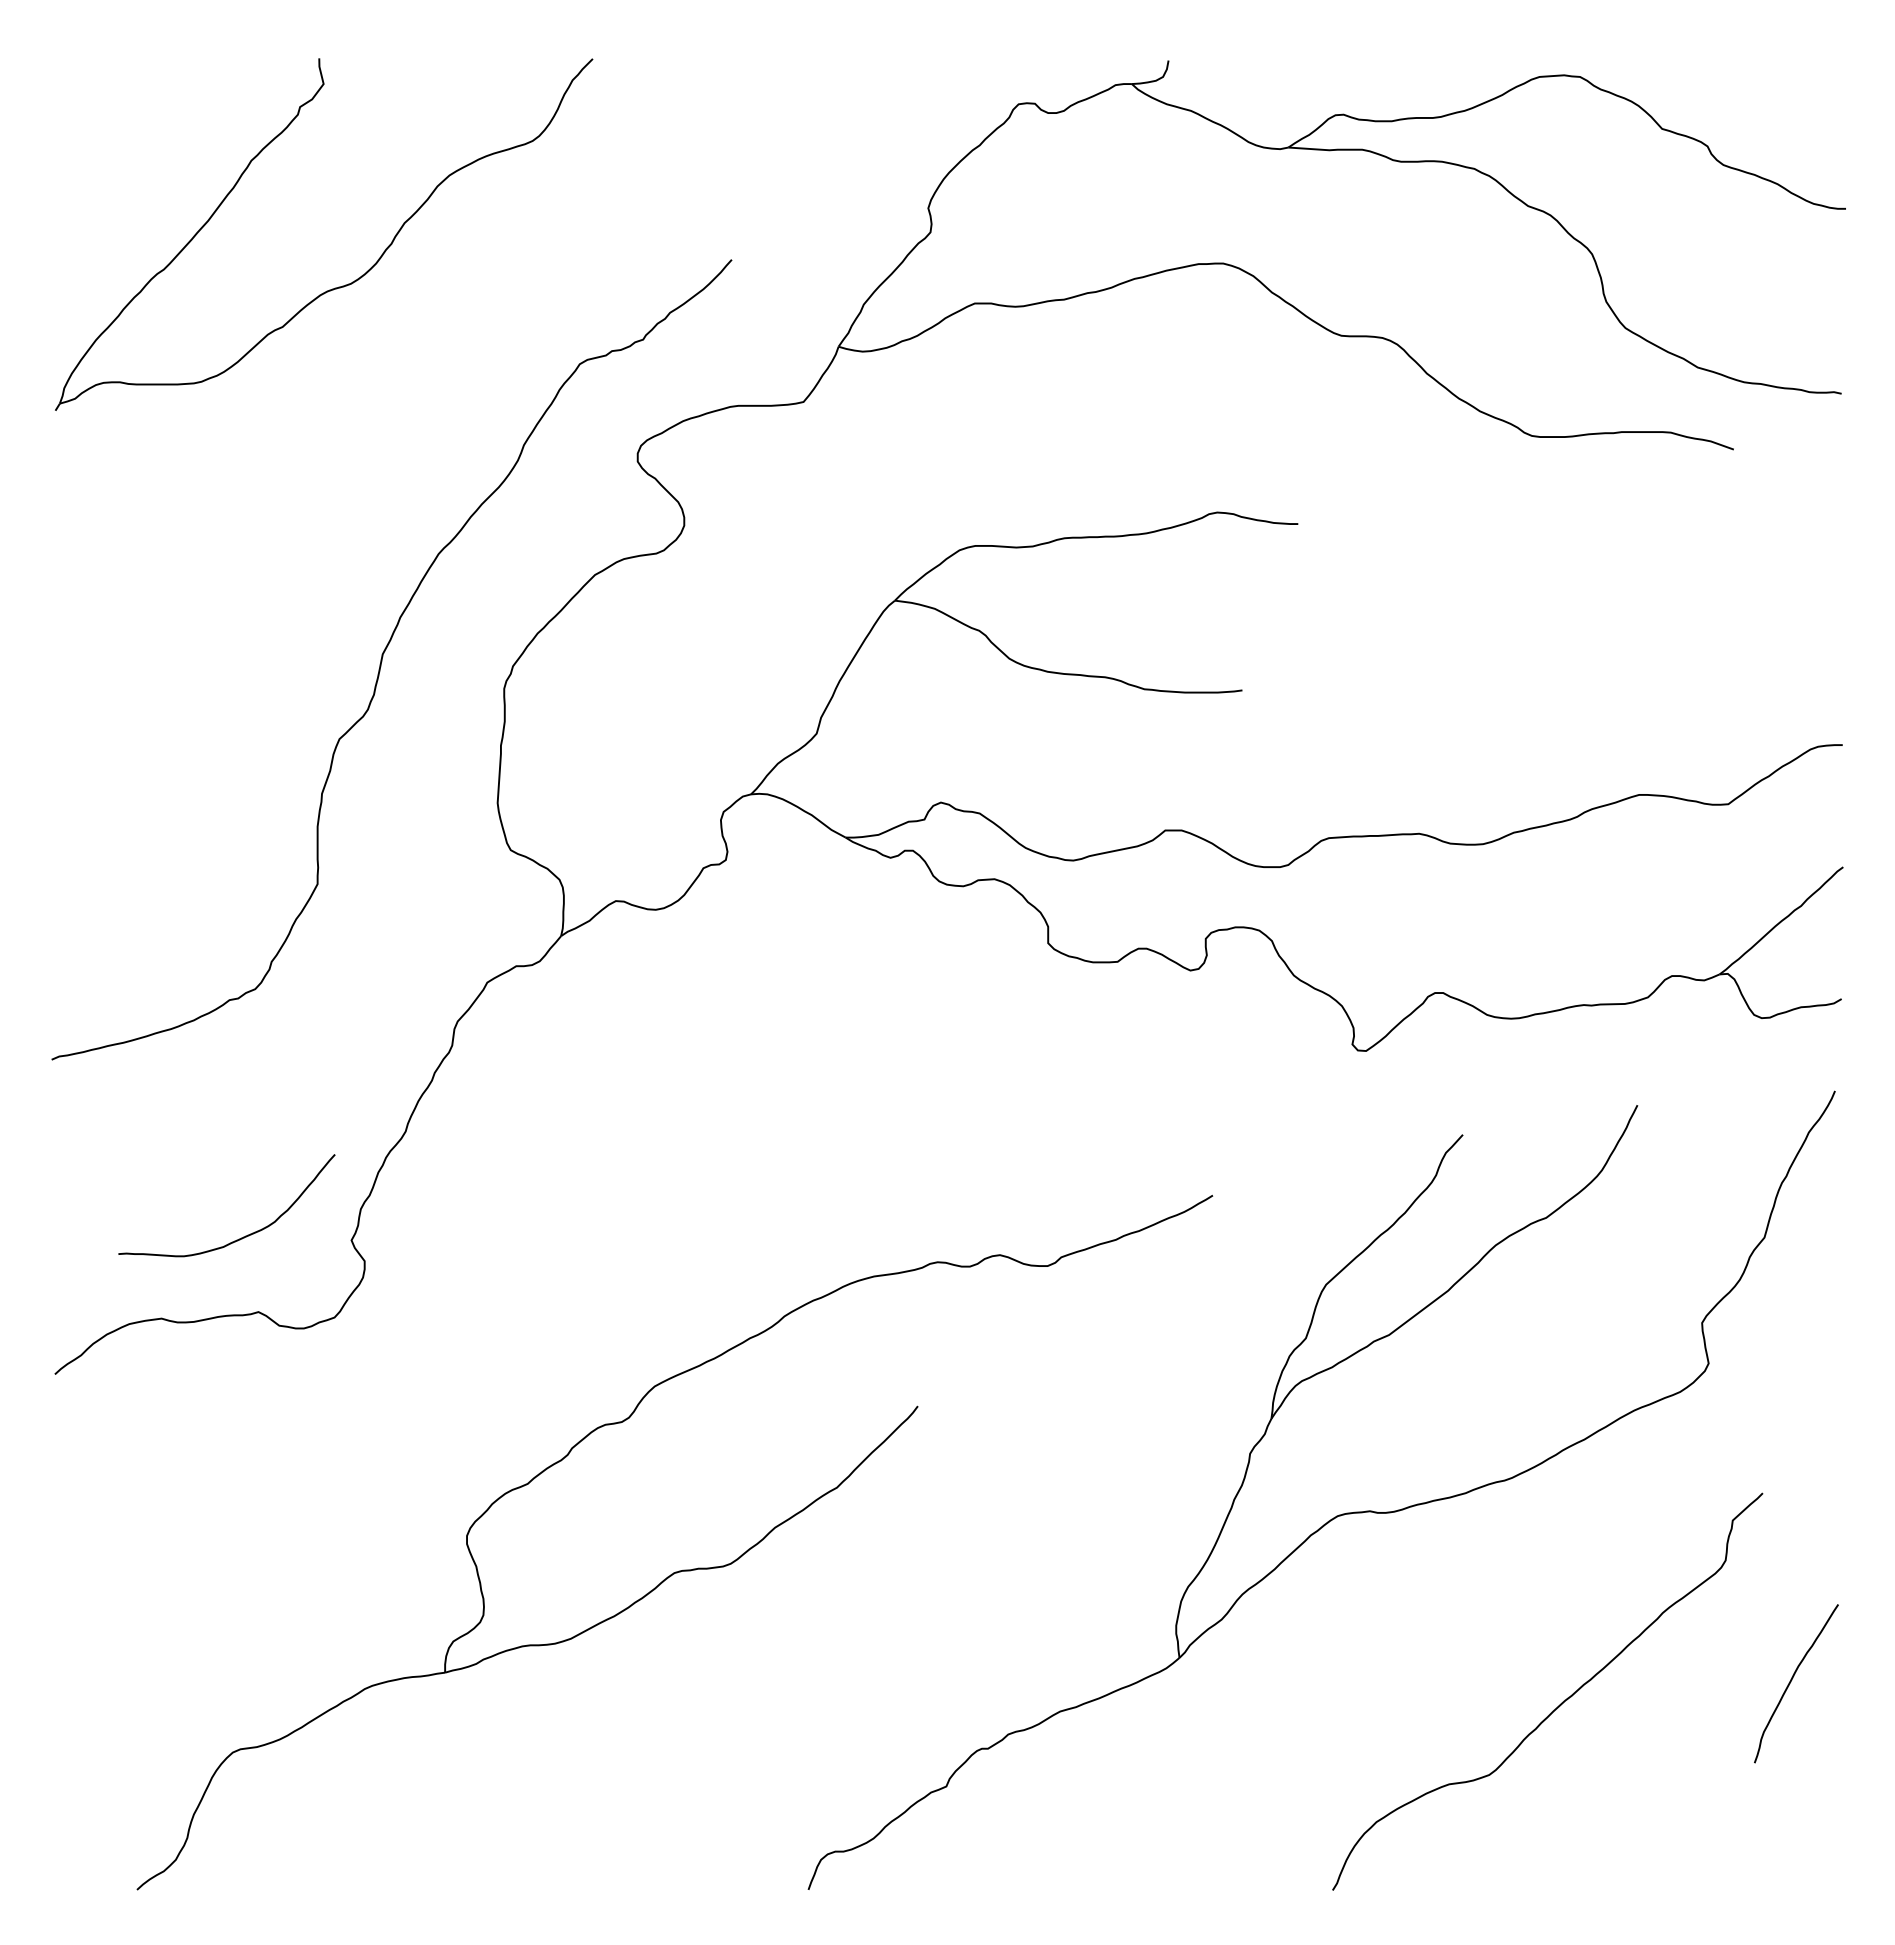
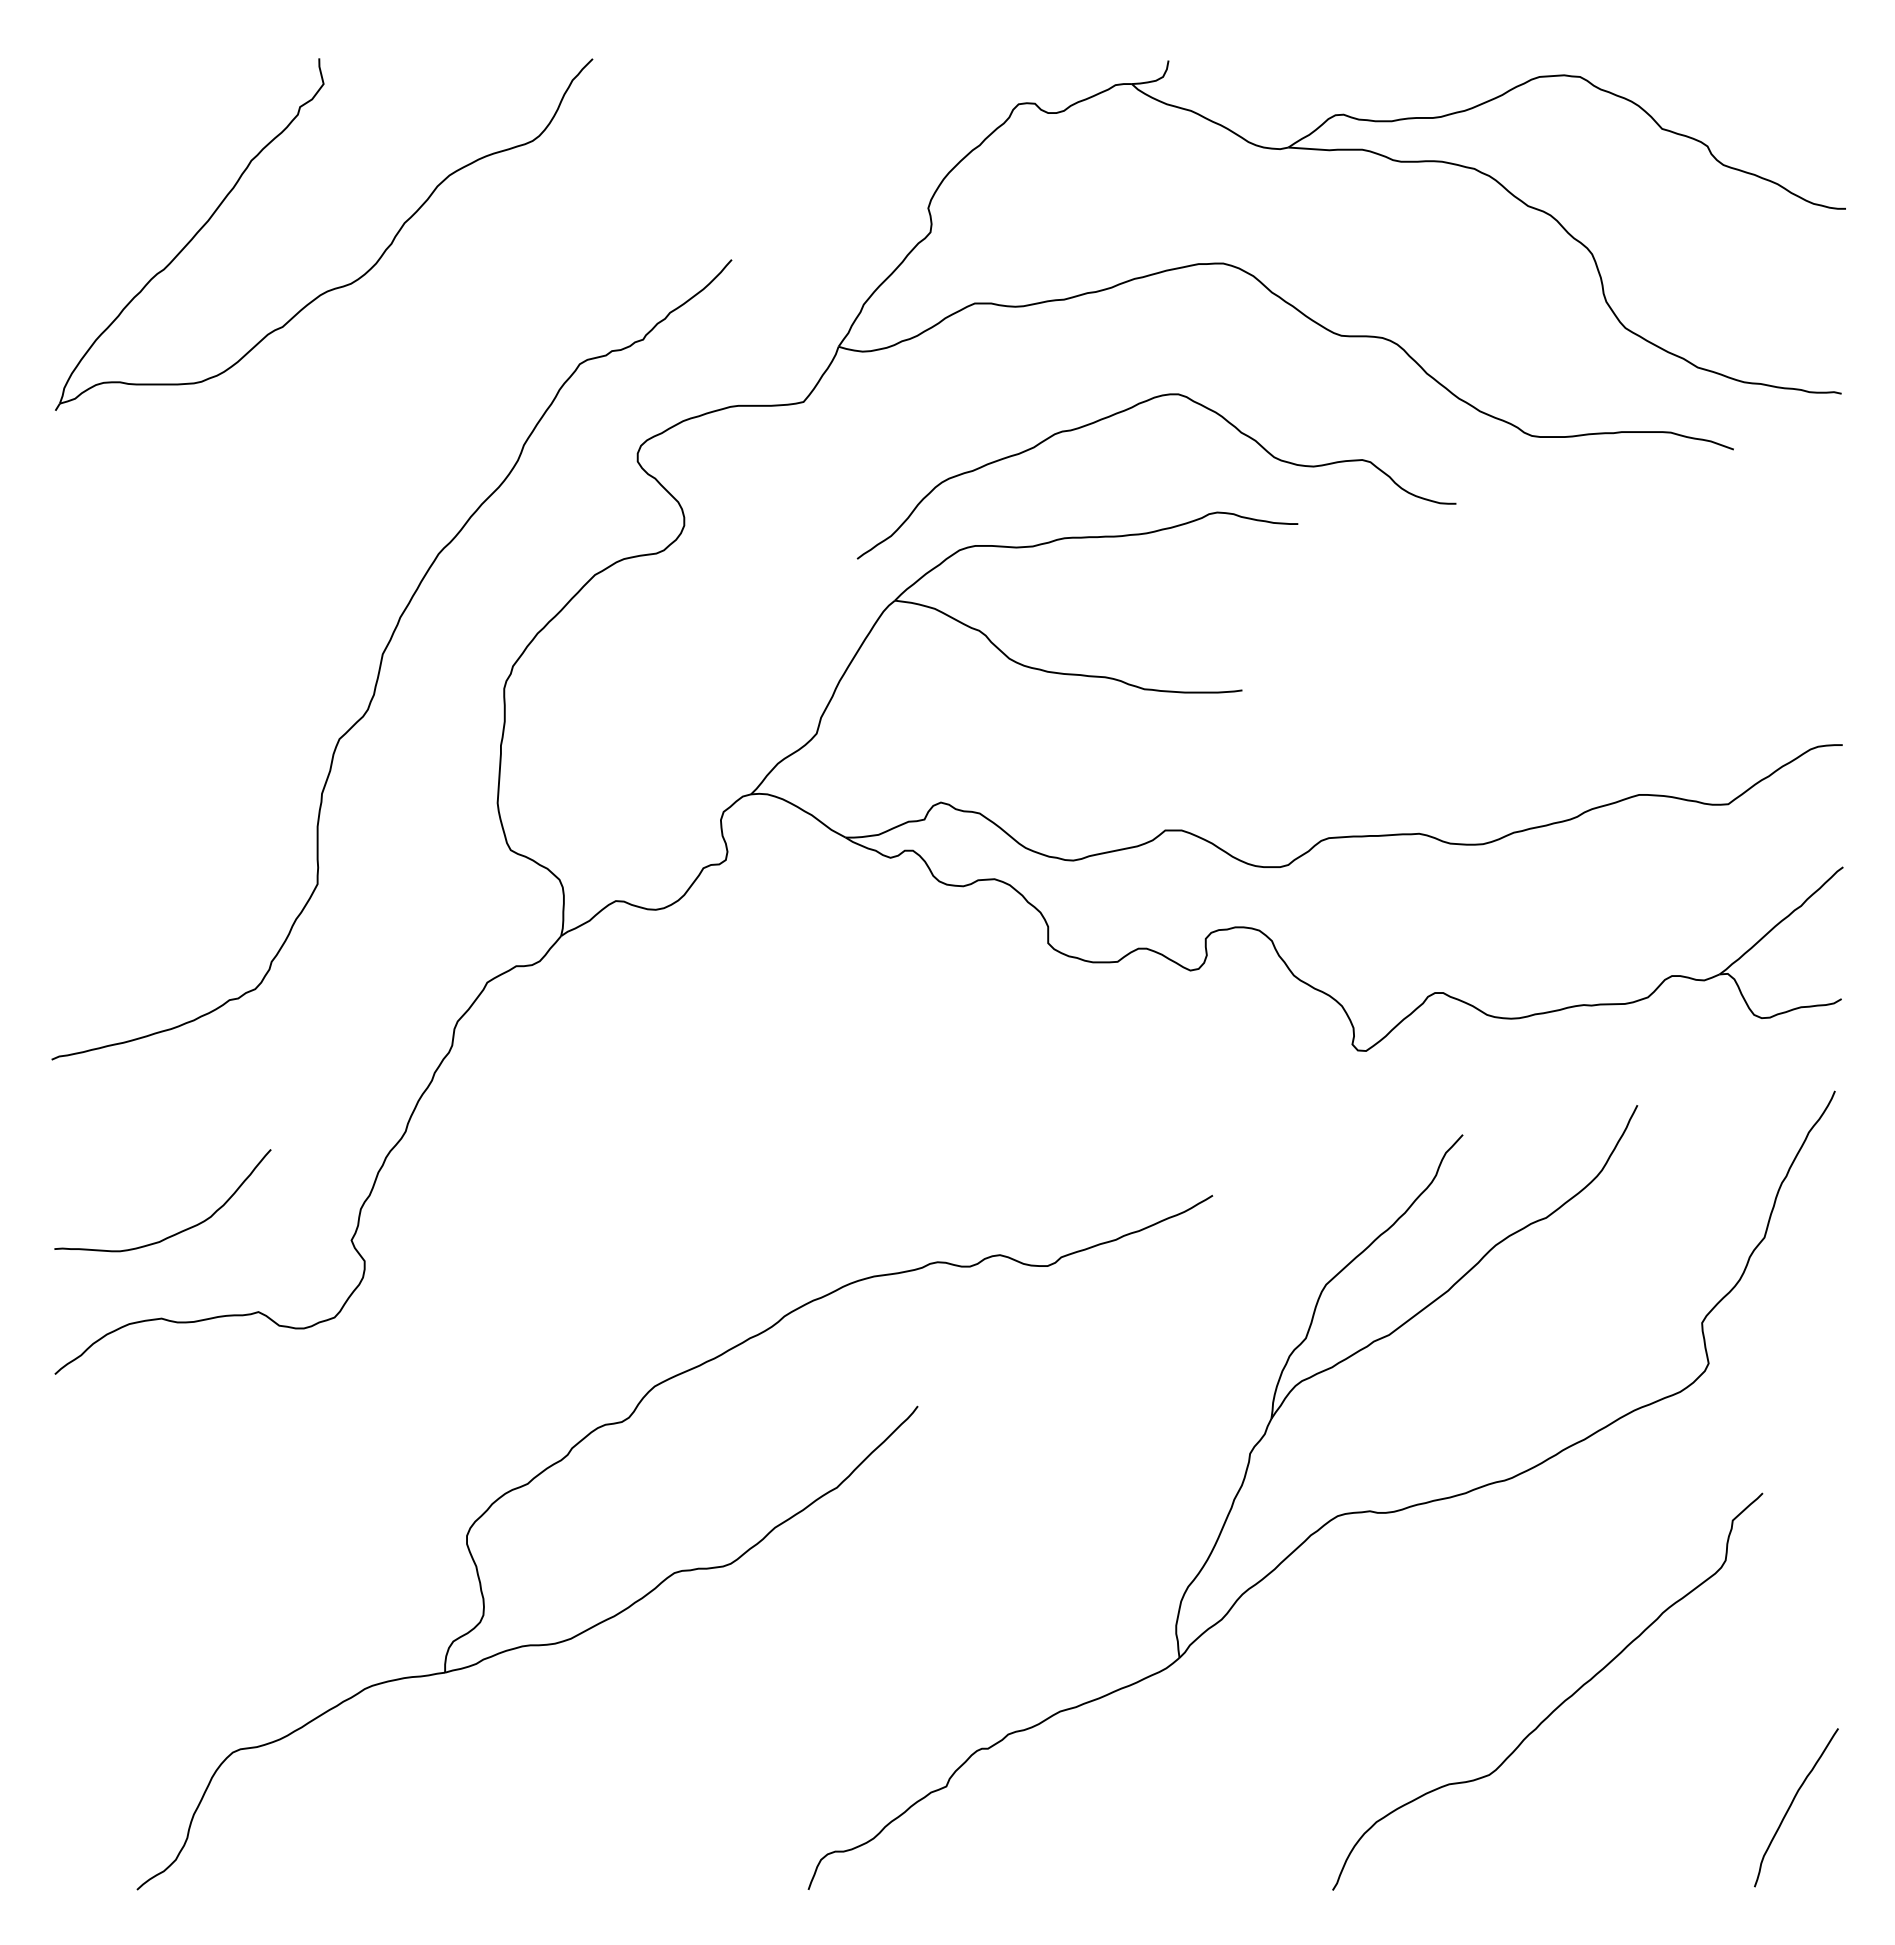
curve: none -> present (1130, 409)
curve position: (241, 1237) -> (177, 1232) (177, 1232)
curve position: (1792, 1680) -> (1792, 1804) (1792, 1804)
